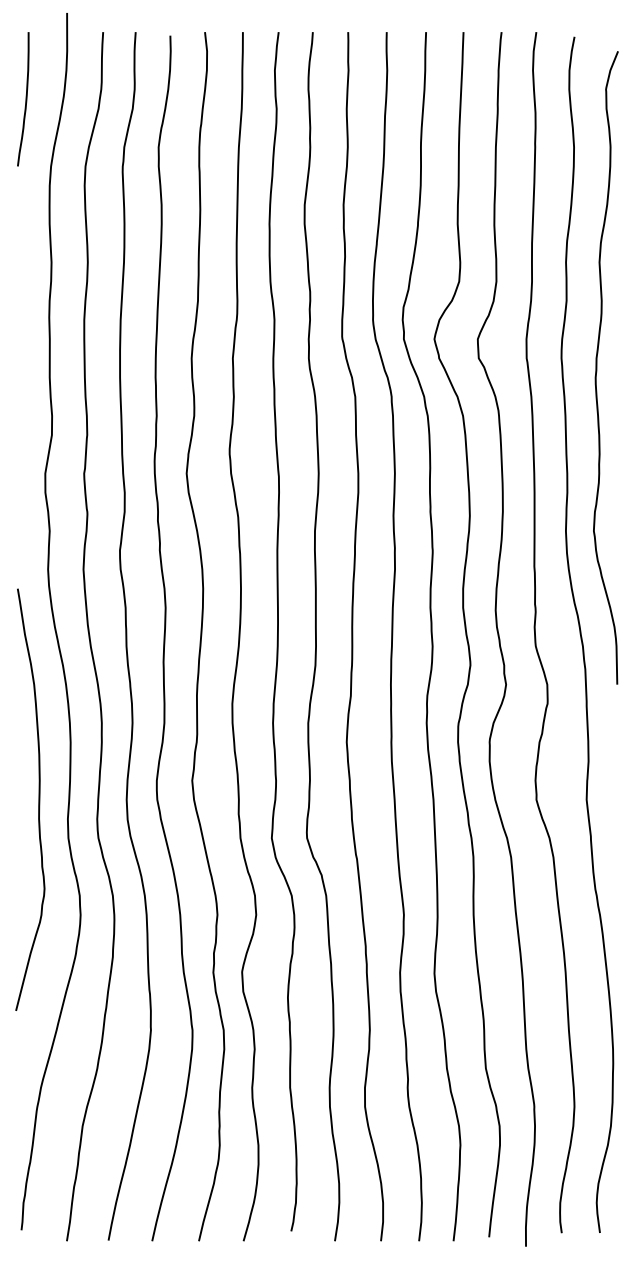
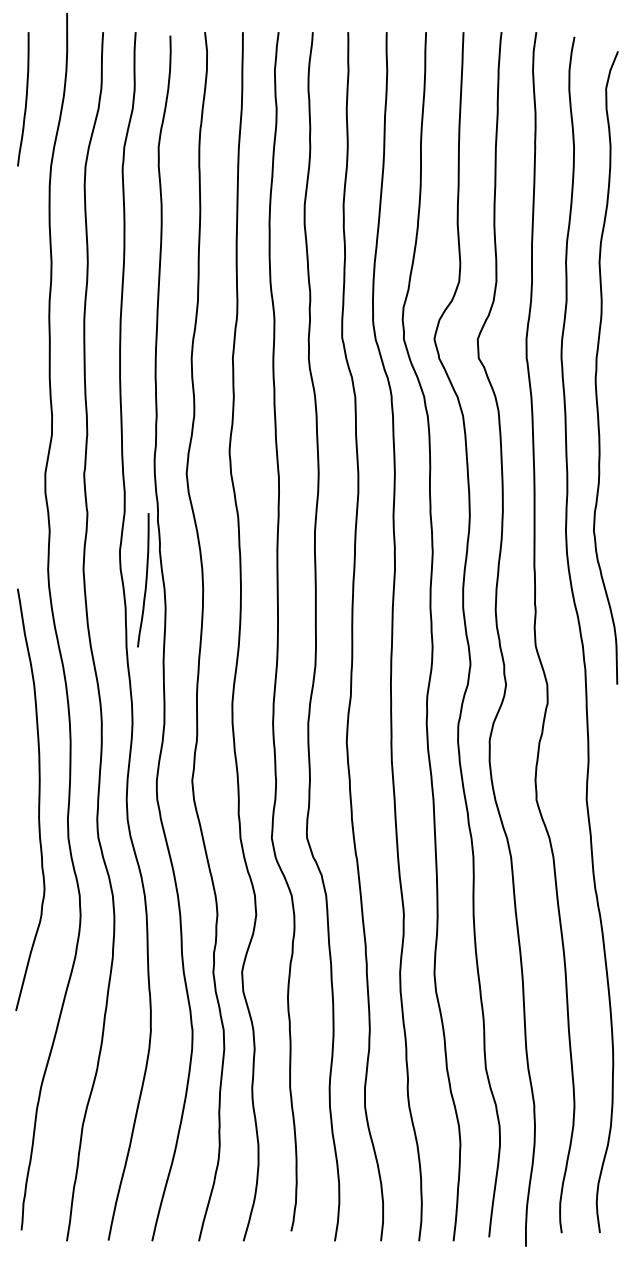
curve: none -> present (145, 580)
